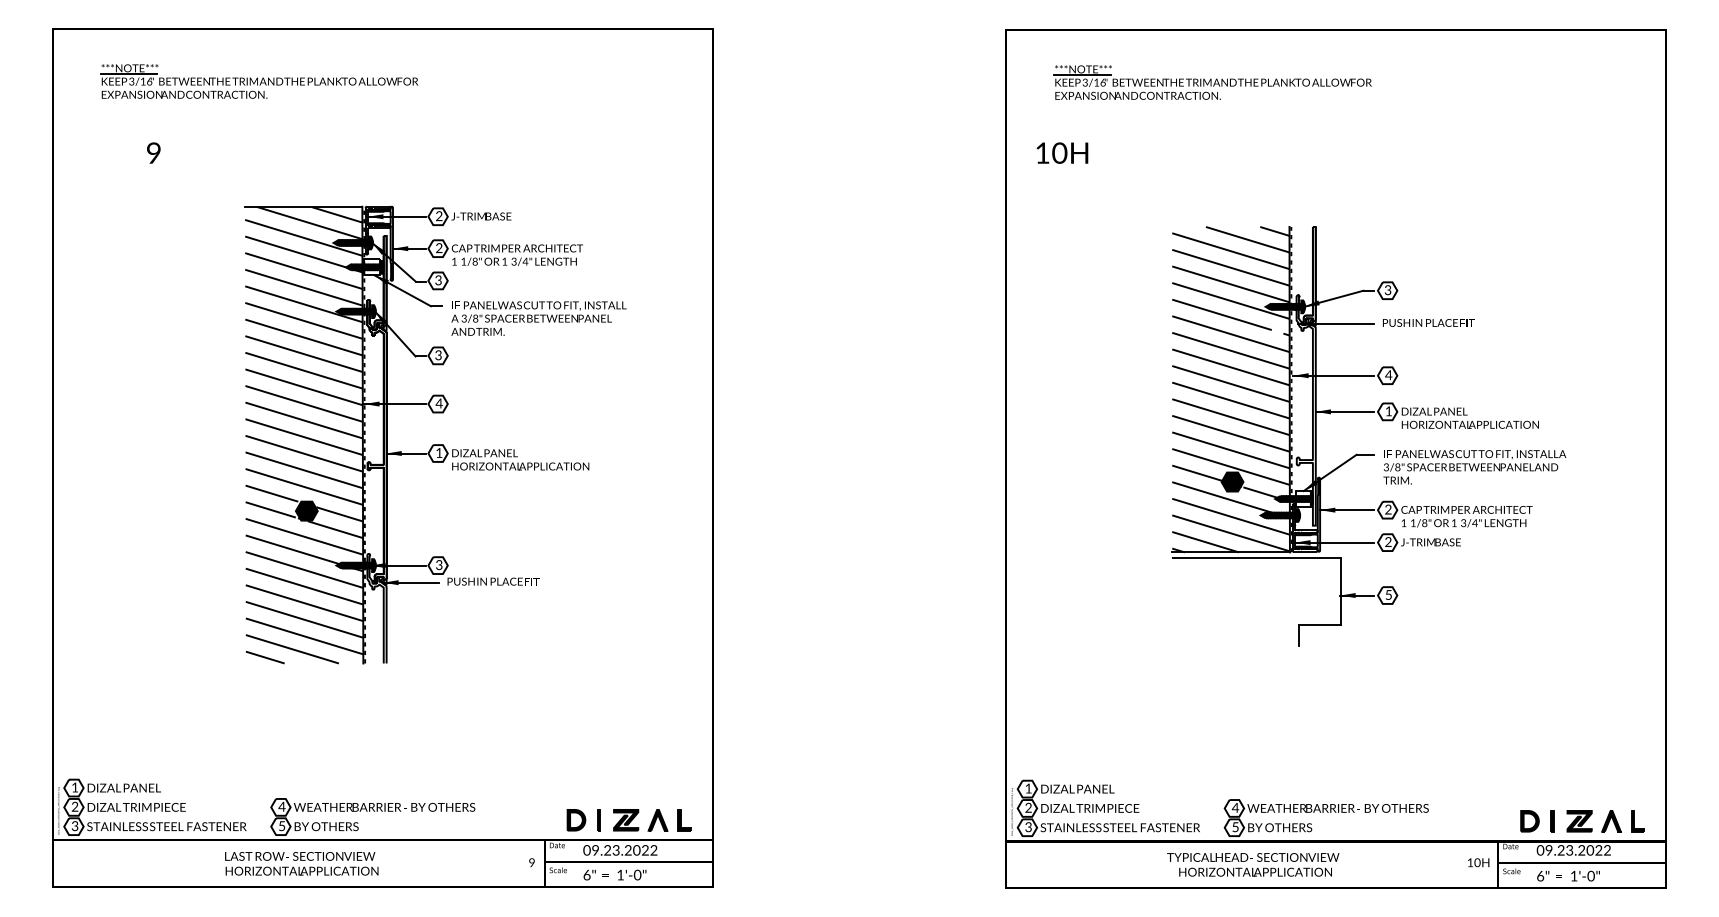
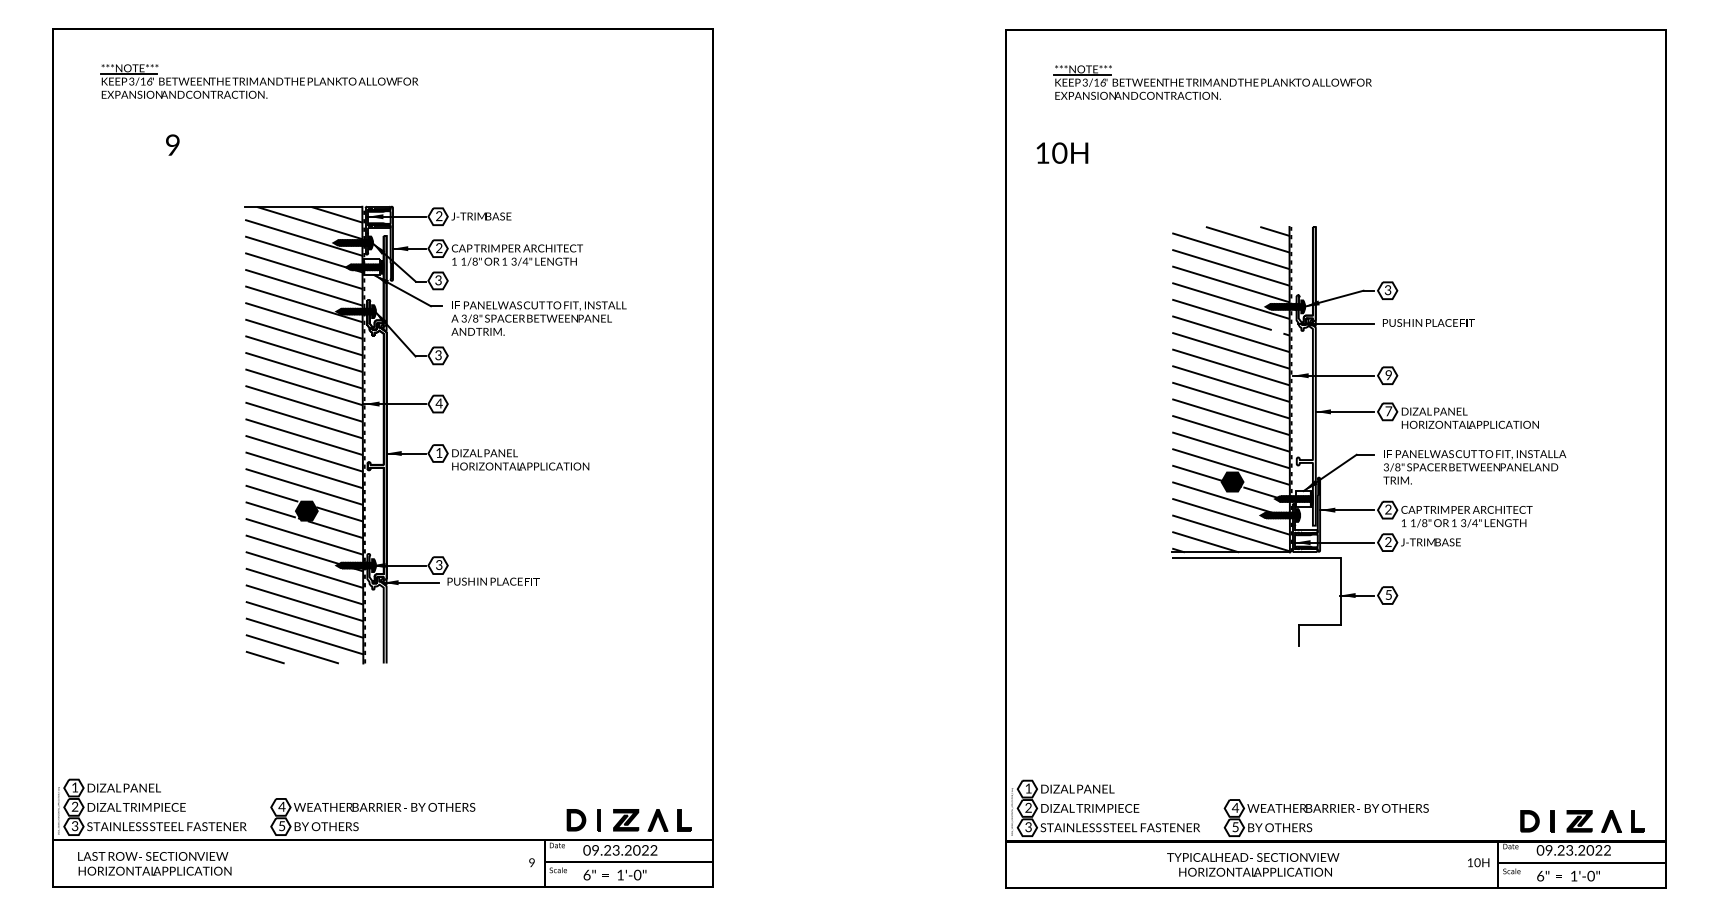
text position: (153, 152) -> (172, 144) (172, 144)
text: 4 -> 9 (1388, 375)
text: 1 -> 7 (1388, 411)
text position: (301, 863) -> (154, 863) (154, 863)
